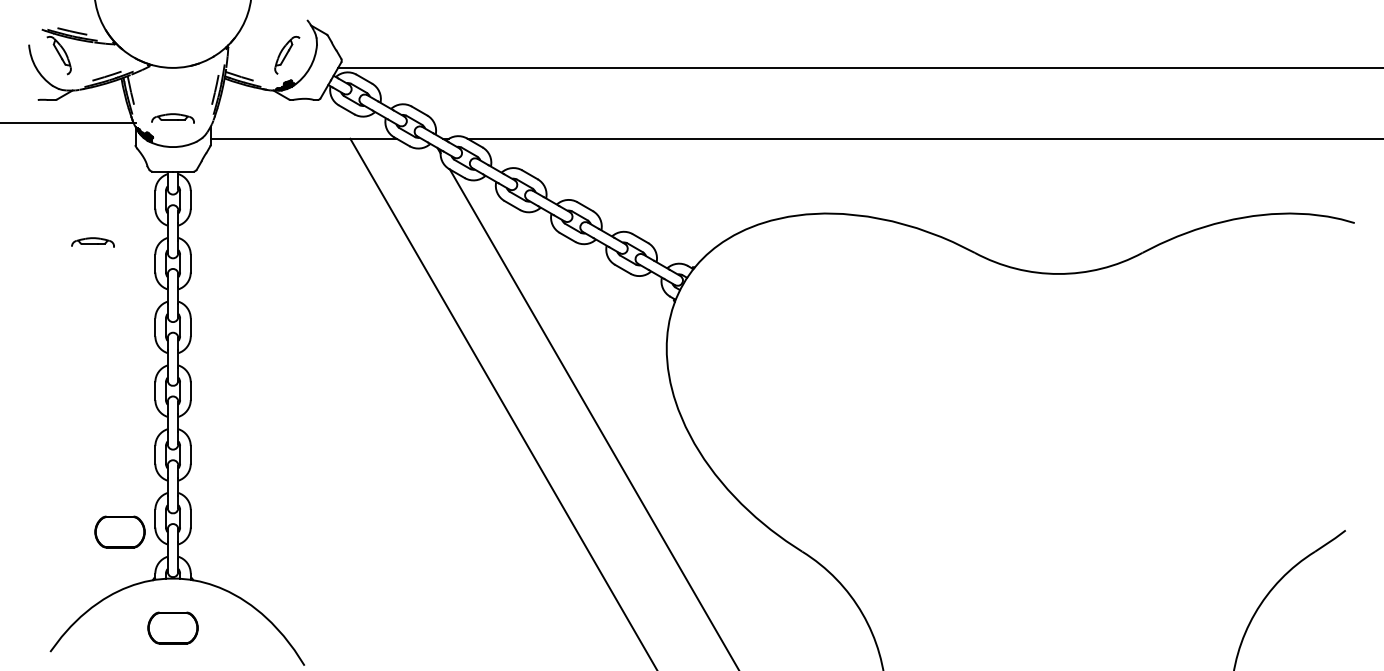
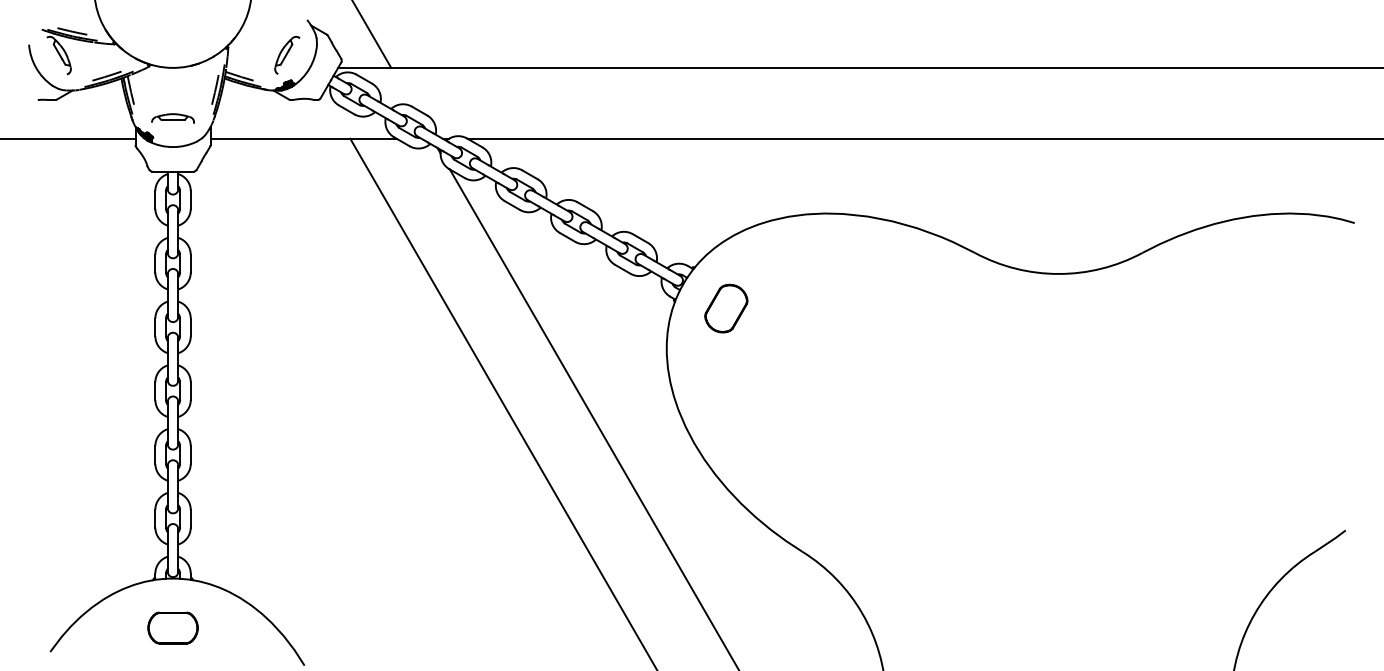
line: none -> present (372, 34)
line position: (68, 122) -> (68, 138) (68, 138)
part: present -> none (92, 242)
part: none -> present (726, 308)
part: present -> none (119, 531)
